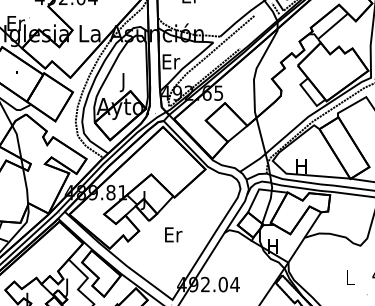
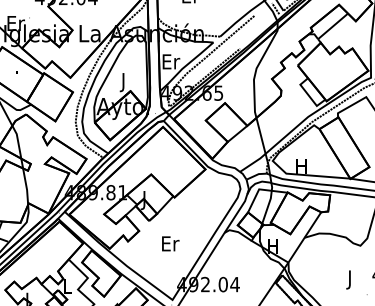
text position: (173, 234) -> (170, 243) (170, 243)
text: L -> J (350, 279)
text: J -> L (67, 287)
